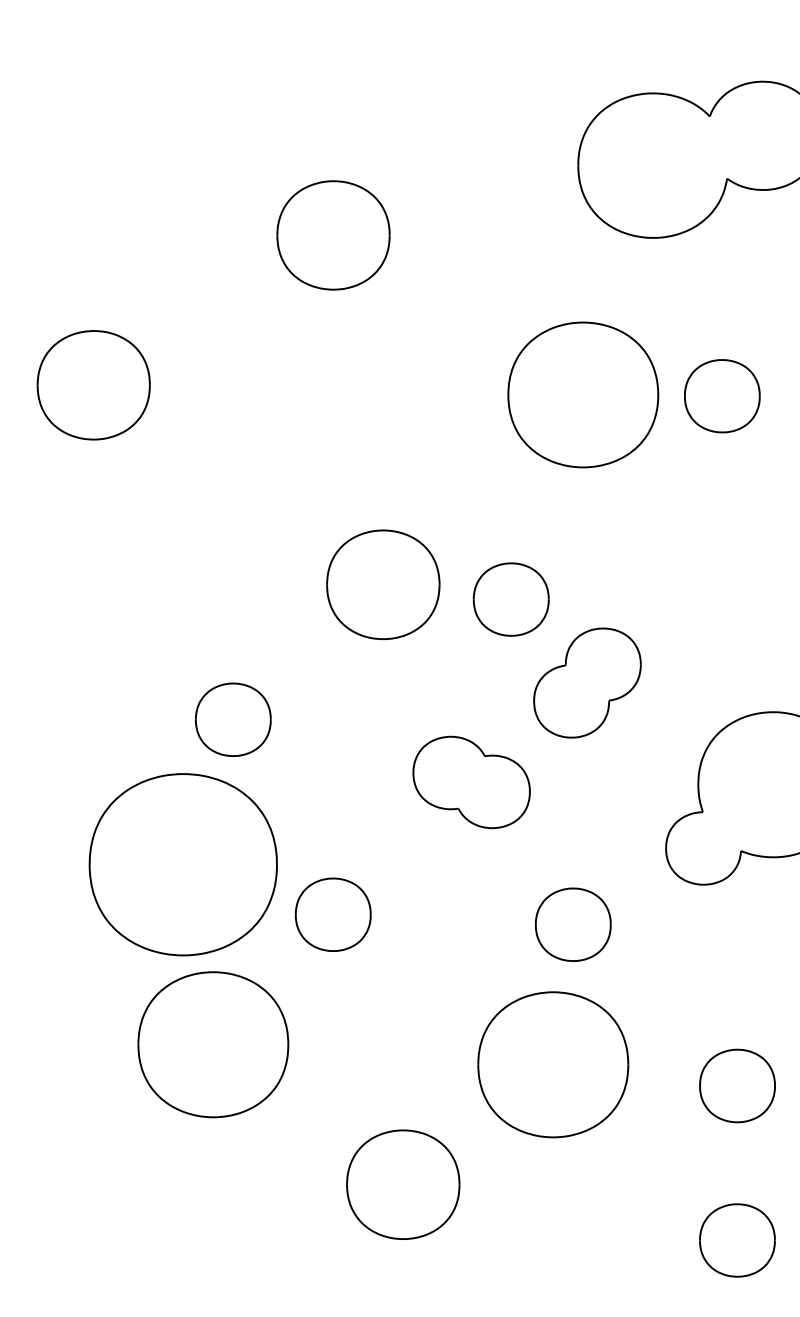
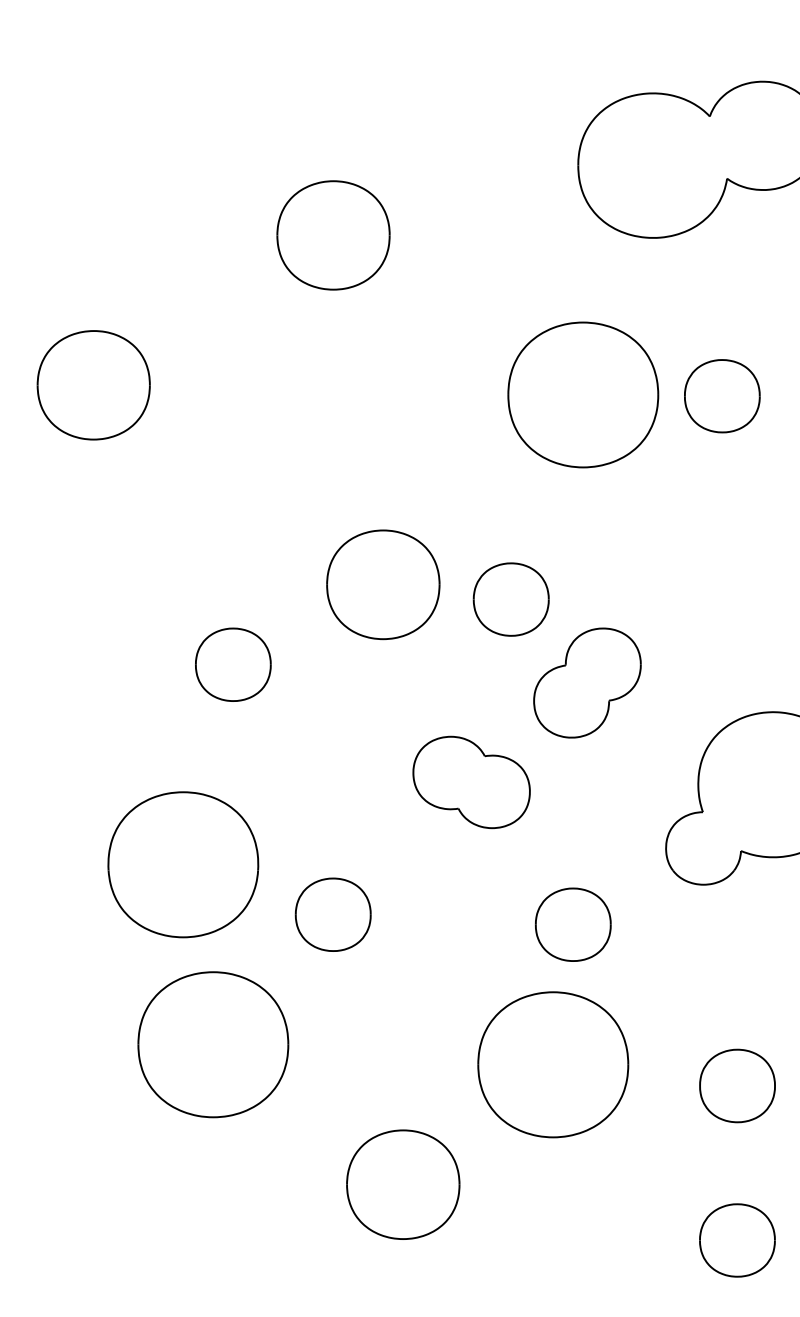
part position: (233, 719) -> (233, 664) (233, 664)
part size: 190x184 px -> 153x148 px (183, 864)
